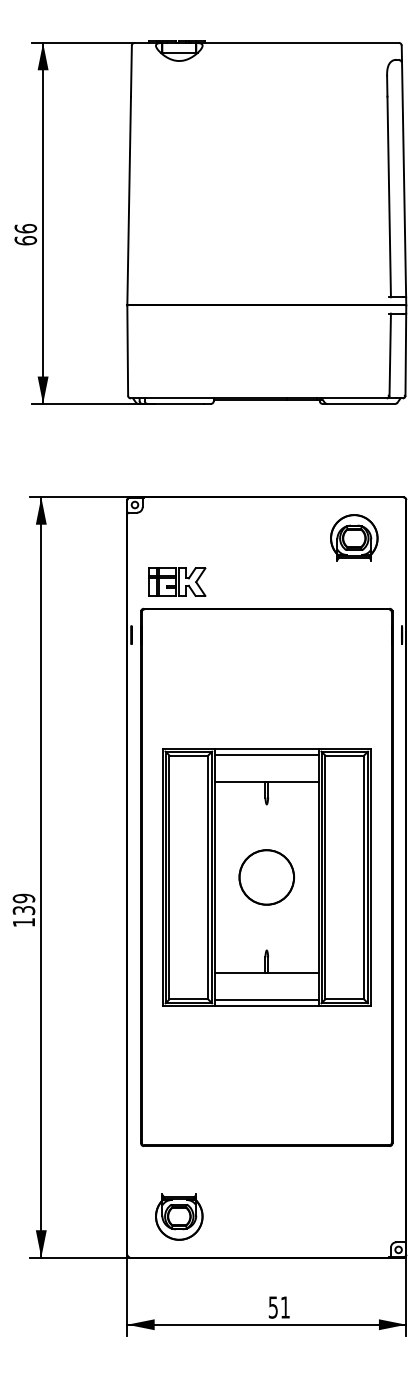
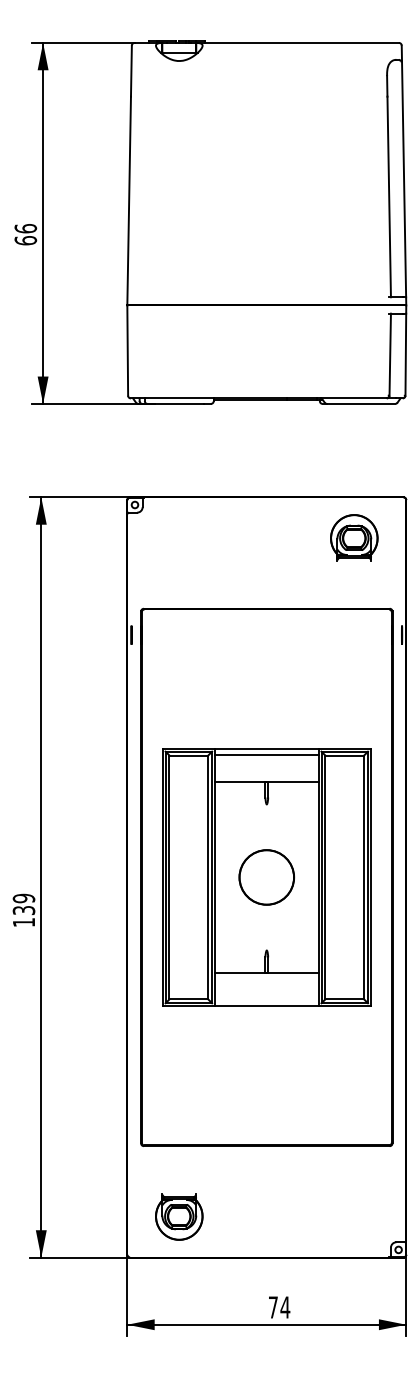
part: present -> none (177, 581)
line: present -> none (266, 1000)
text: 51 -> 74 (279, 1307)
